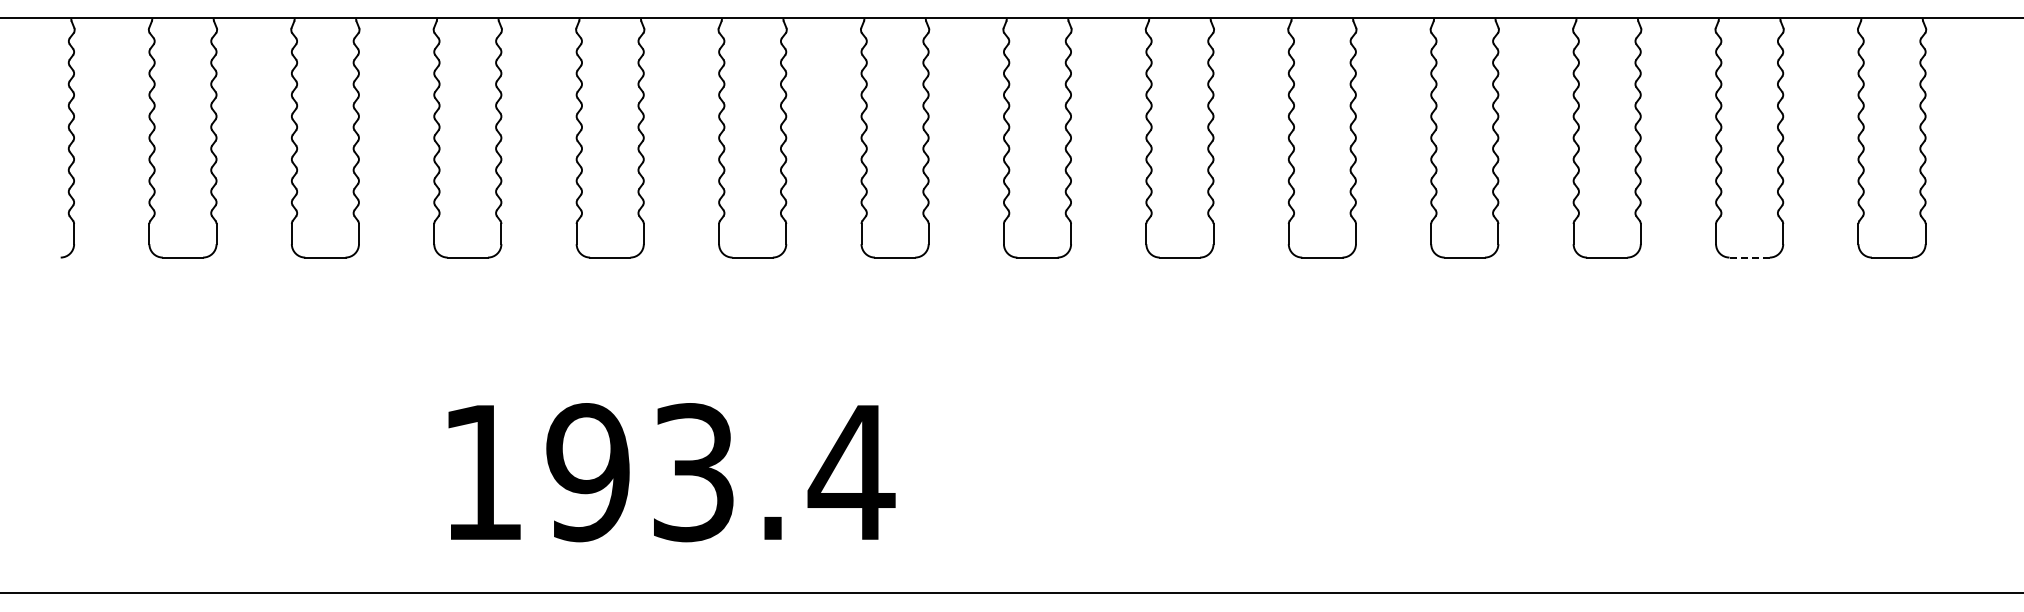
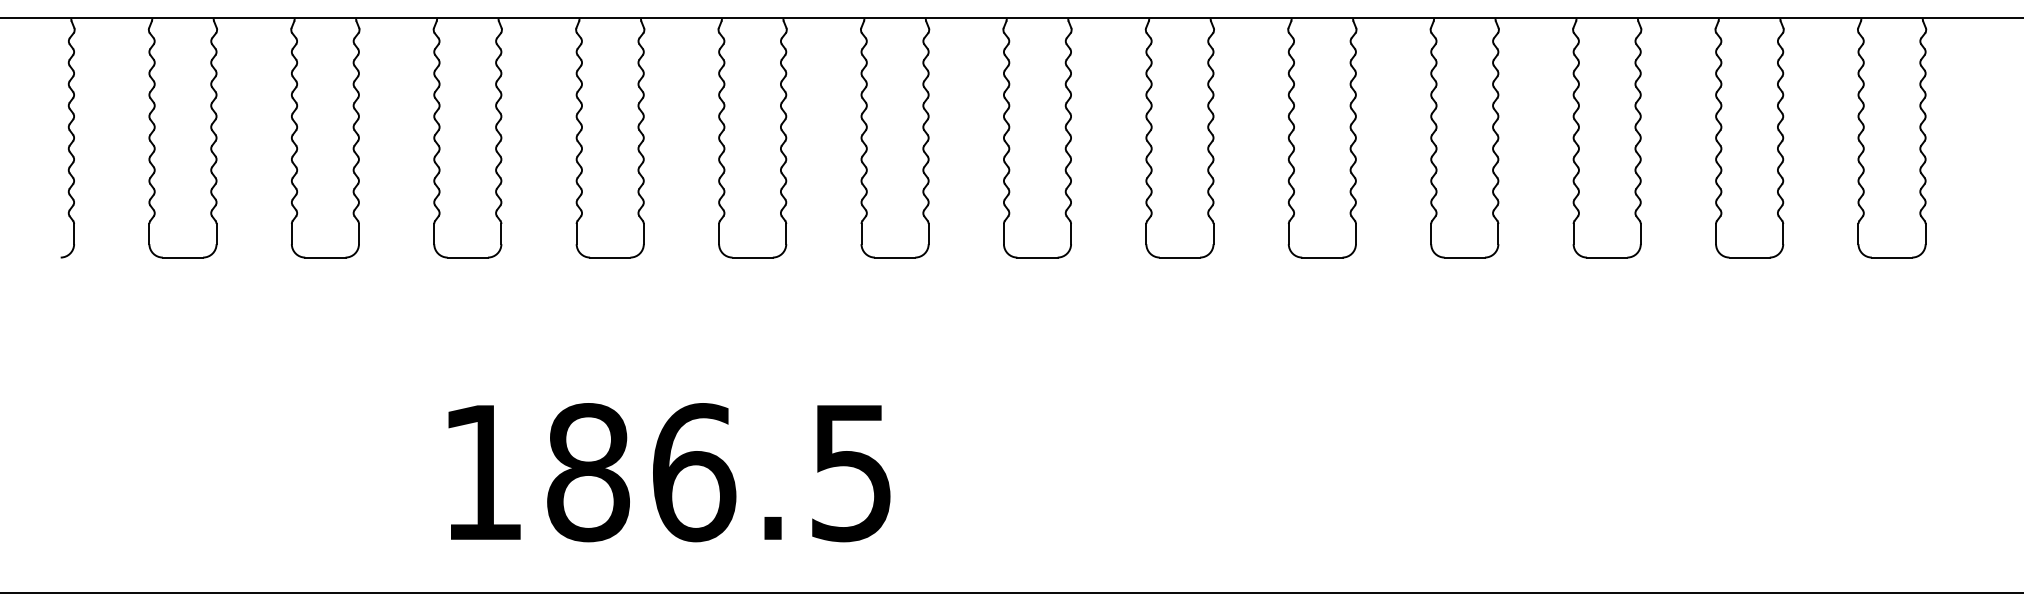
line: dashed -> solid (1750, 257)
text: 193.4 -> 186.5 (720, 472)
